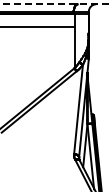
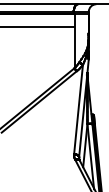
line: dashed -> solid (54, 4)
